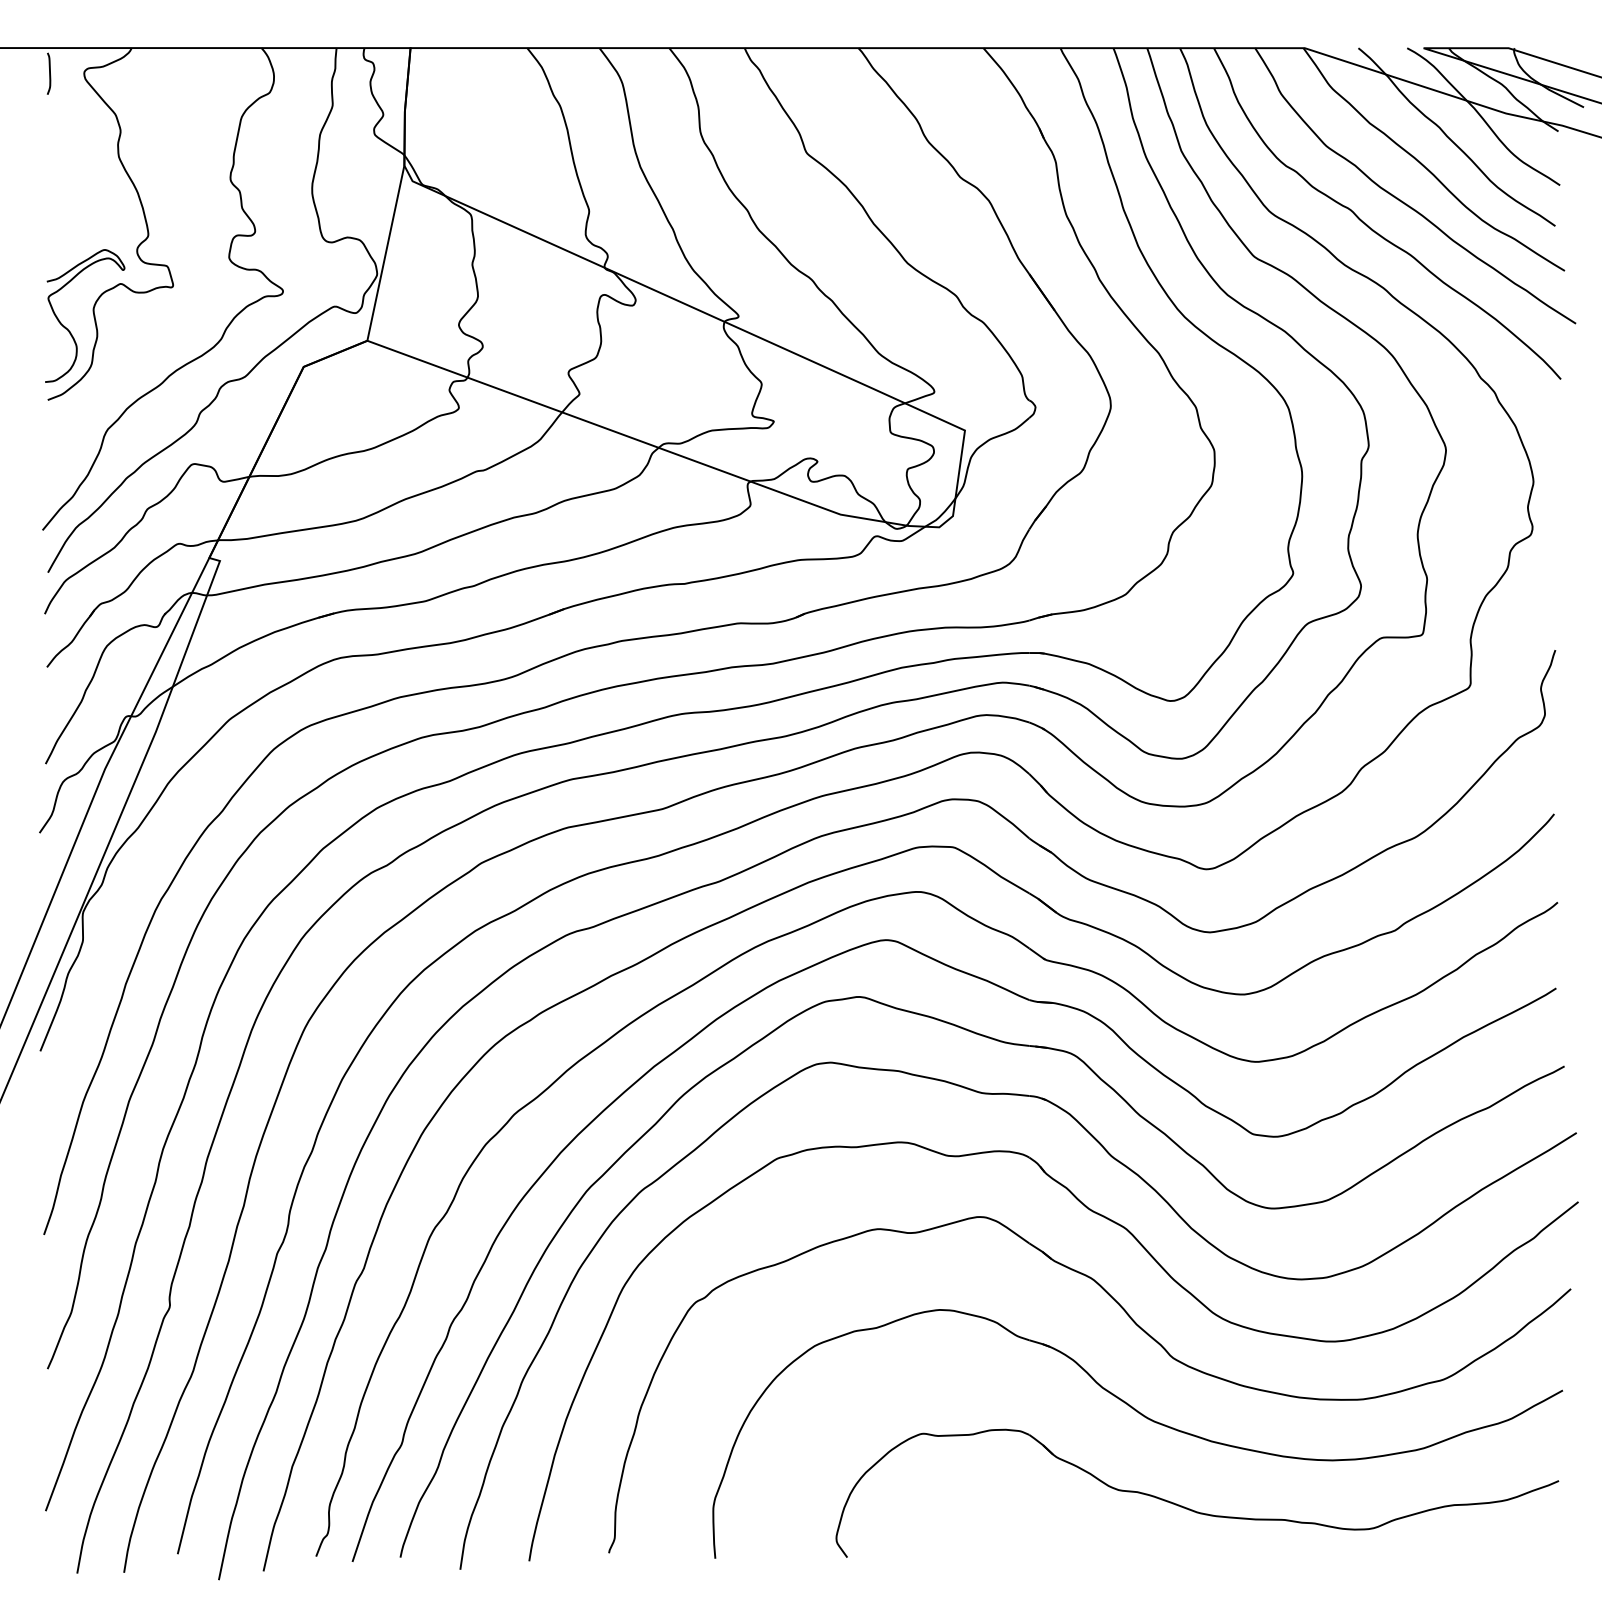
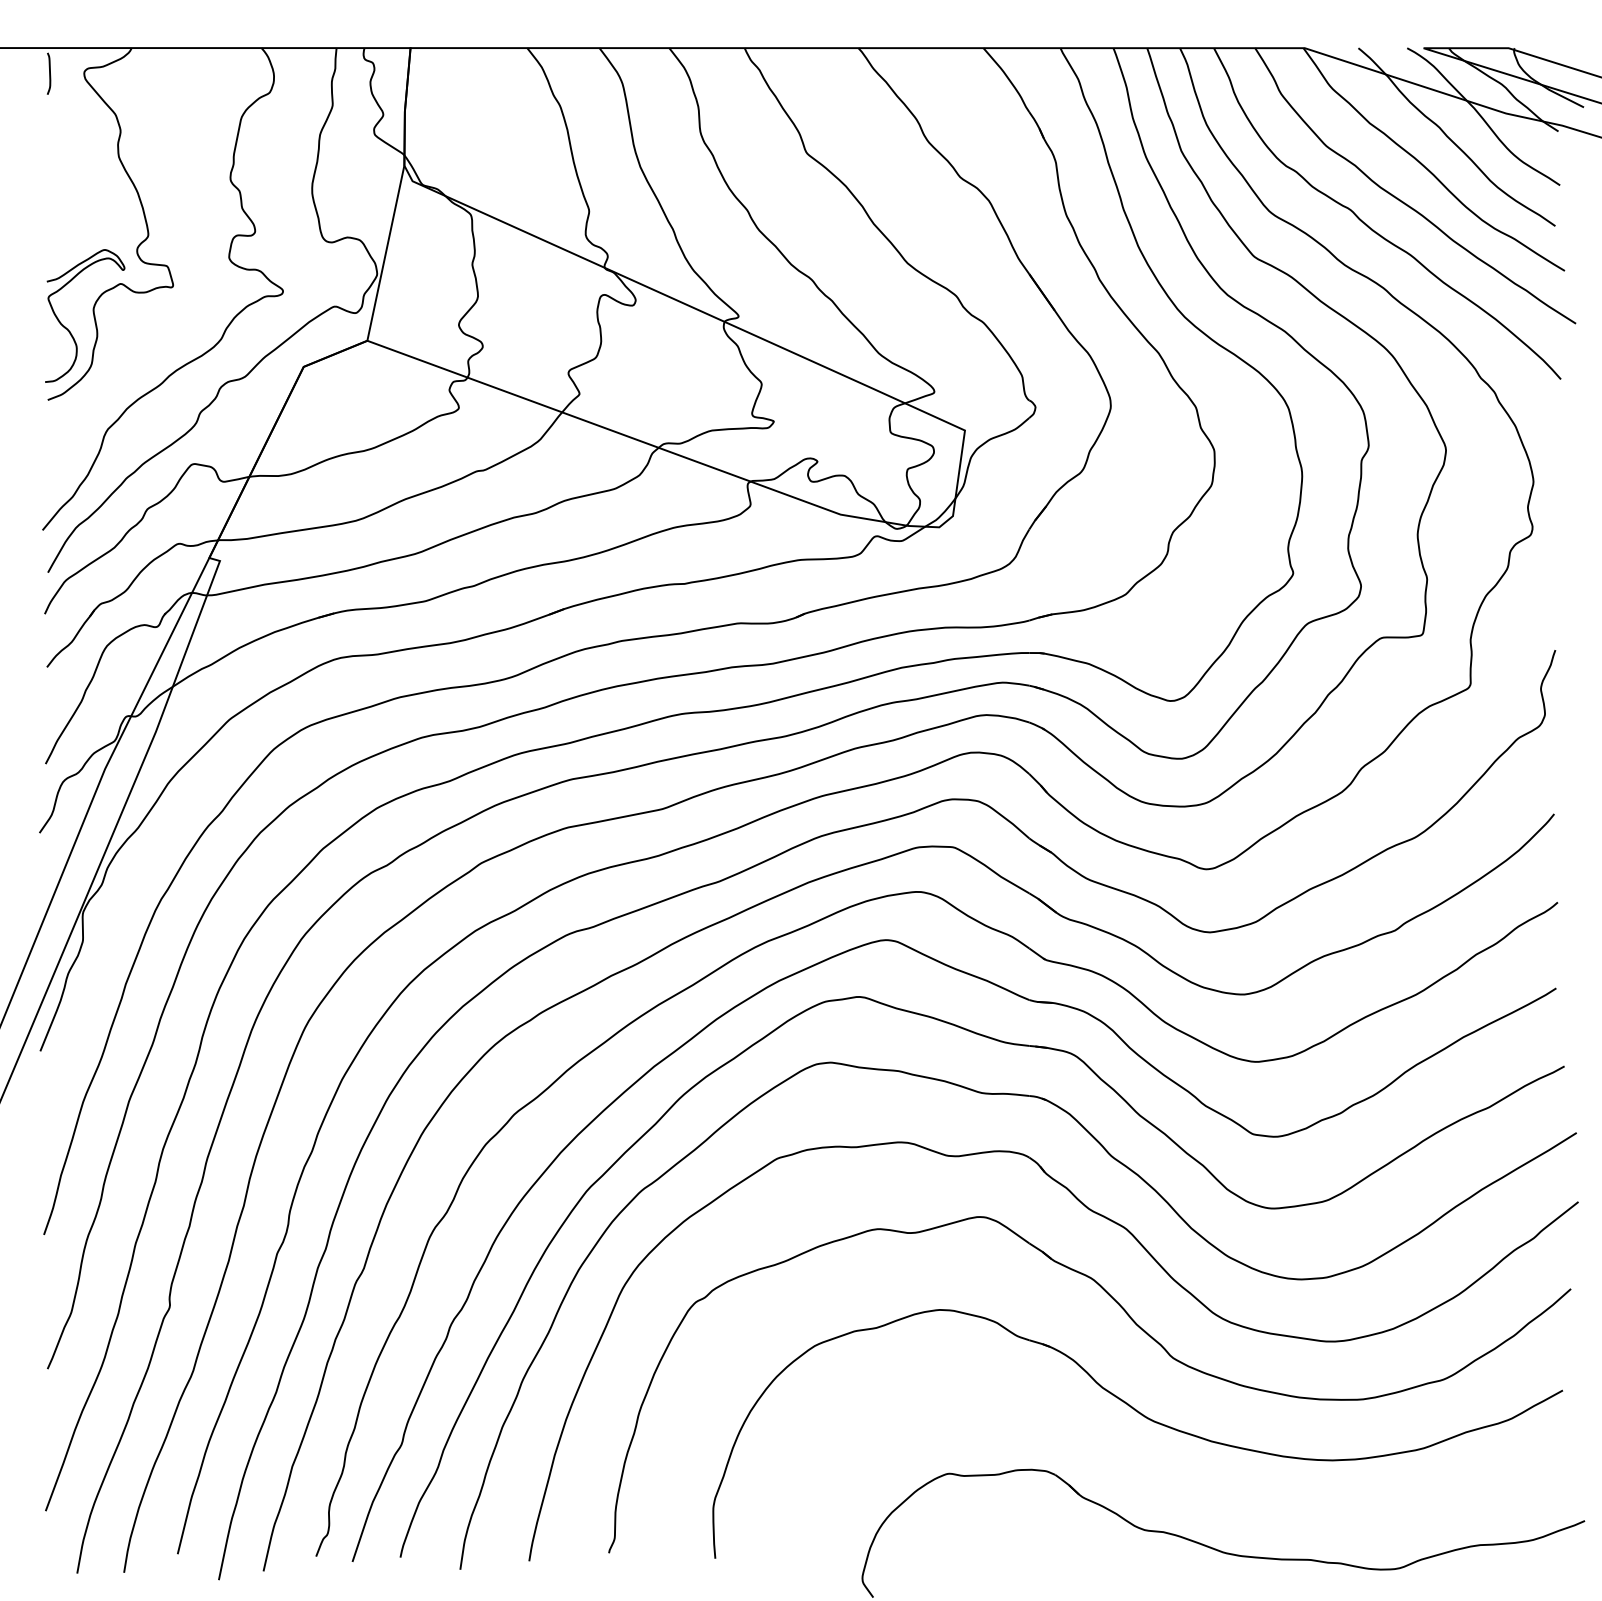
part position: (1190, 1508) -> (1216, 1548) (1216, 1548)
